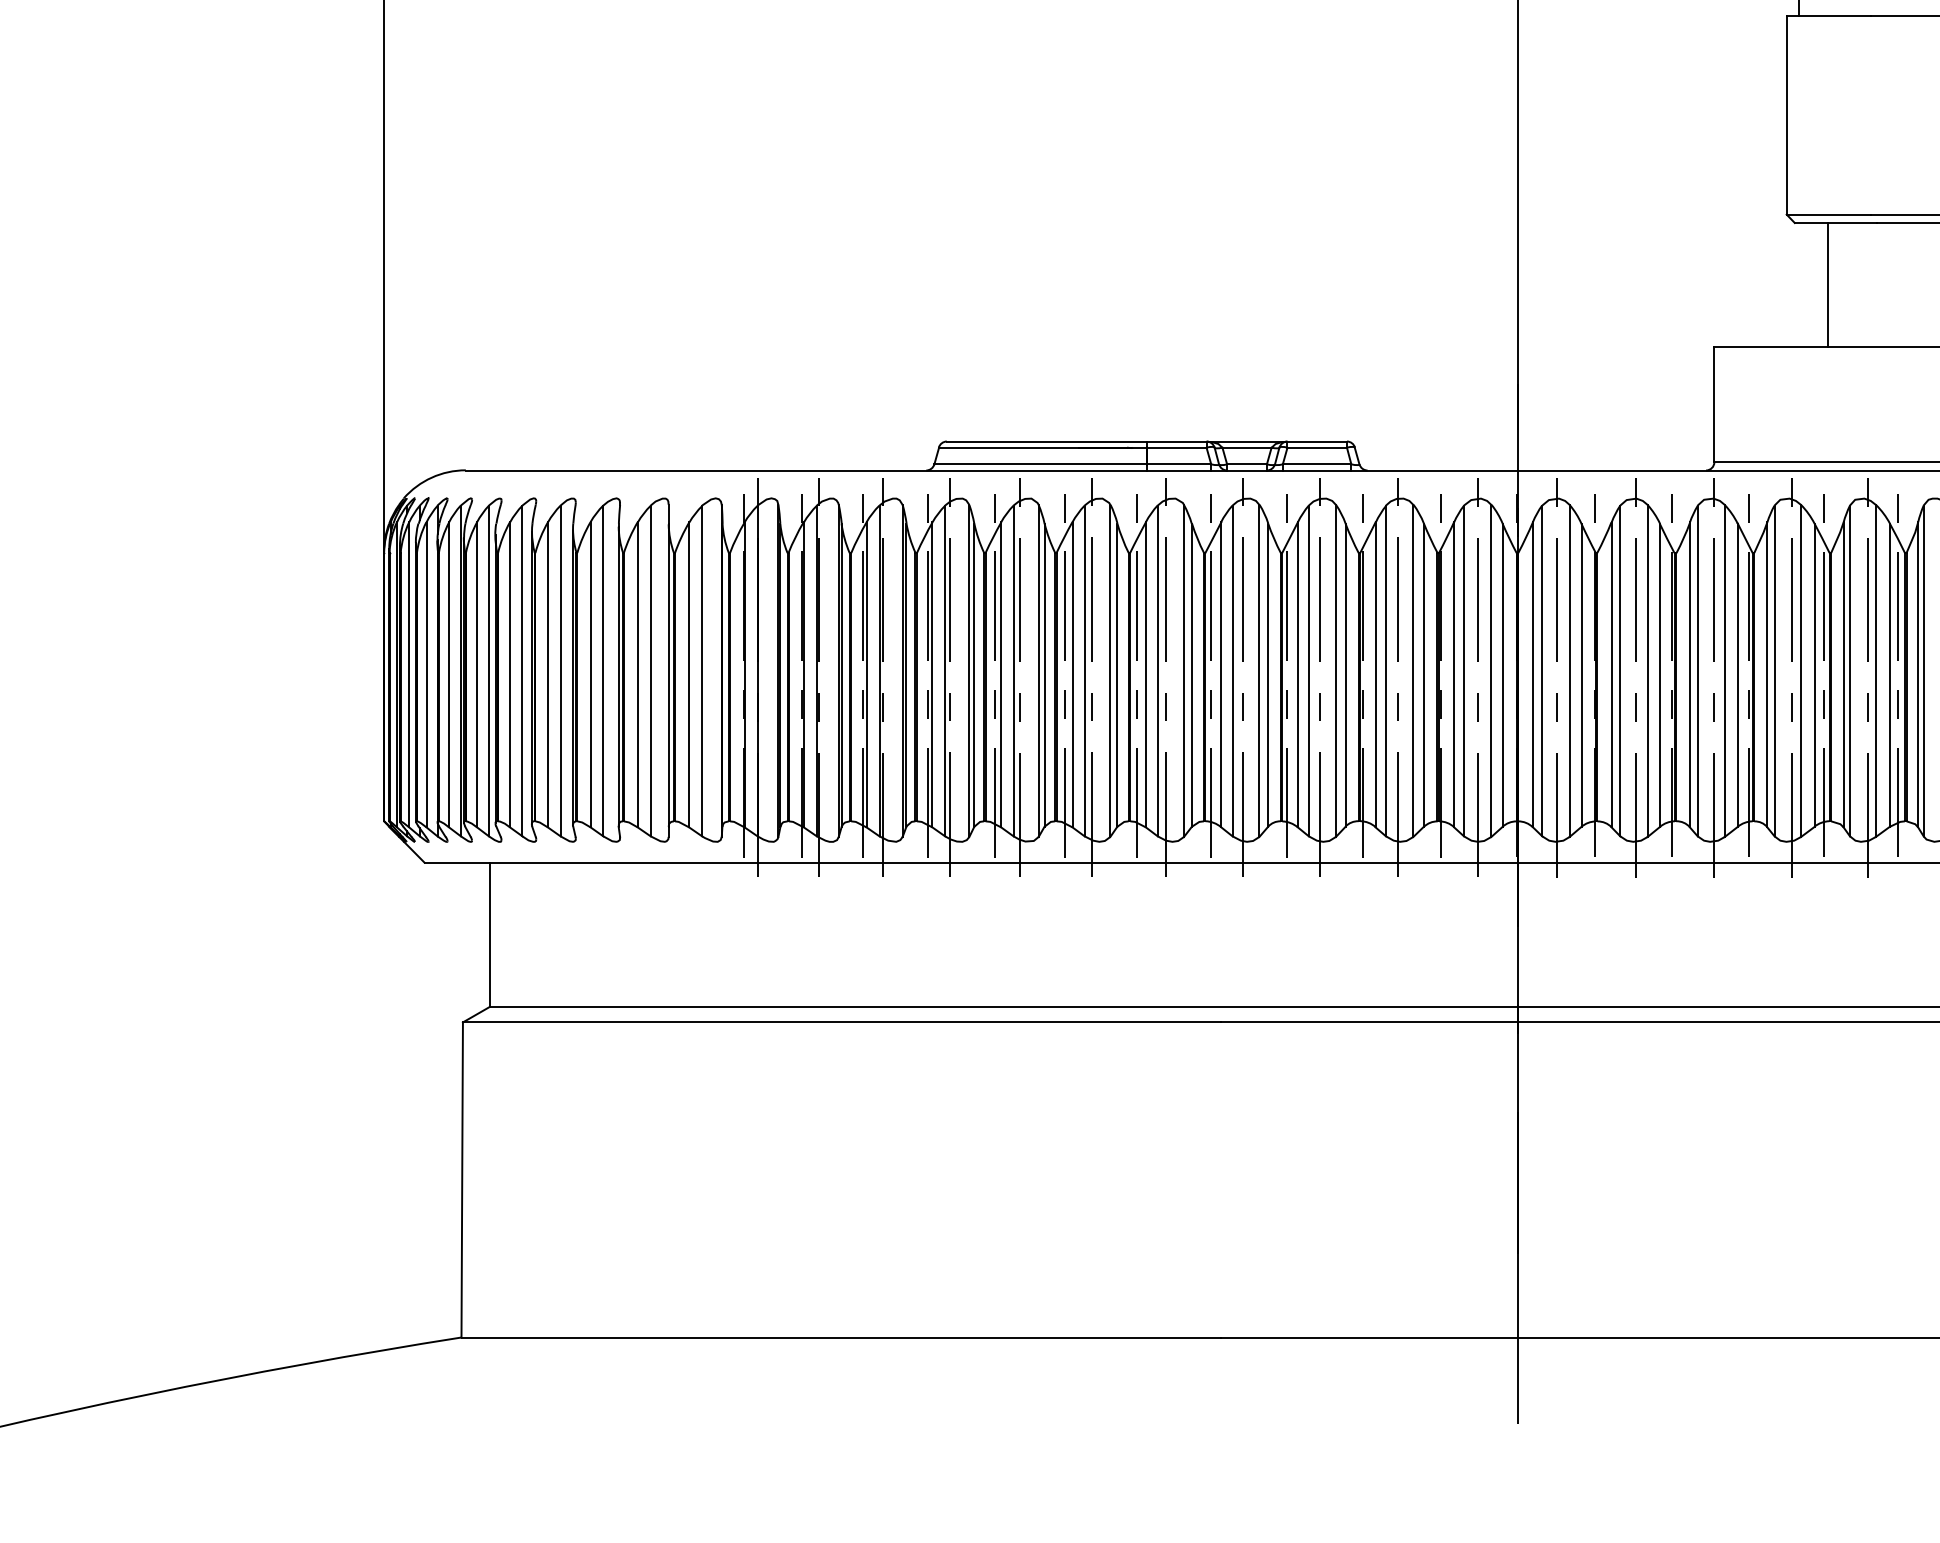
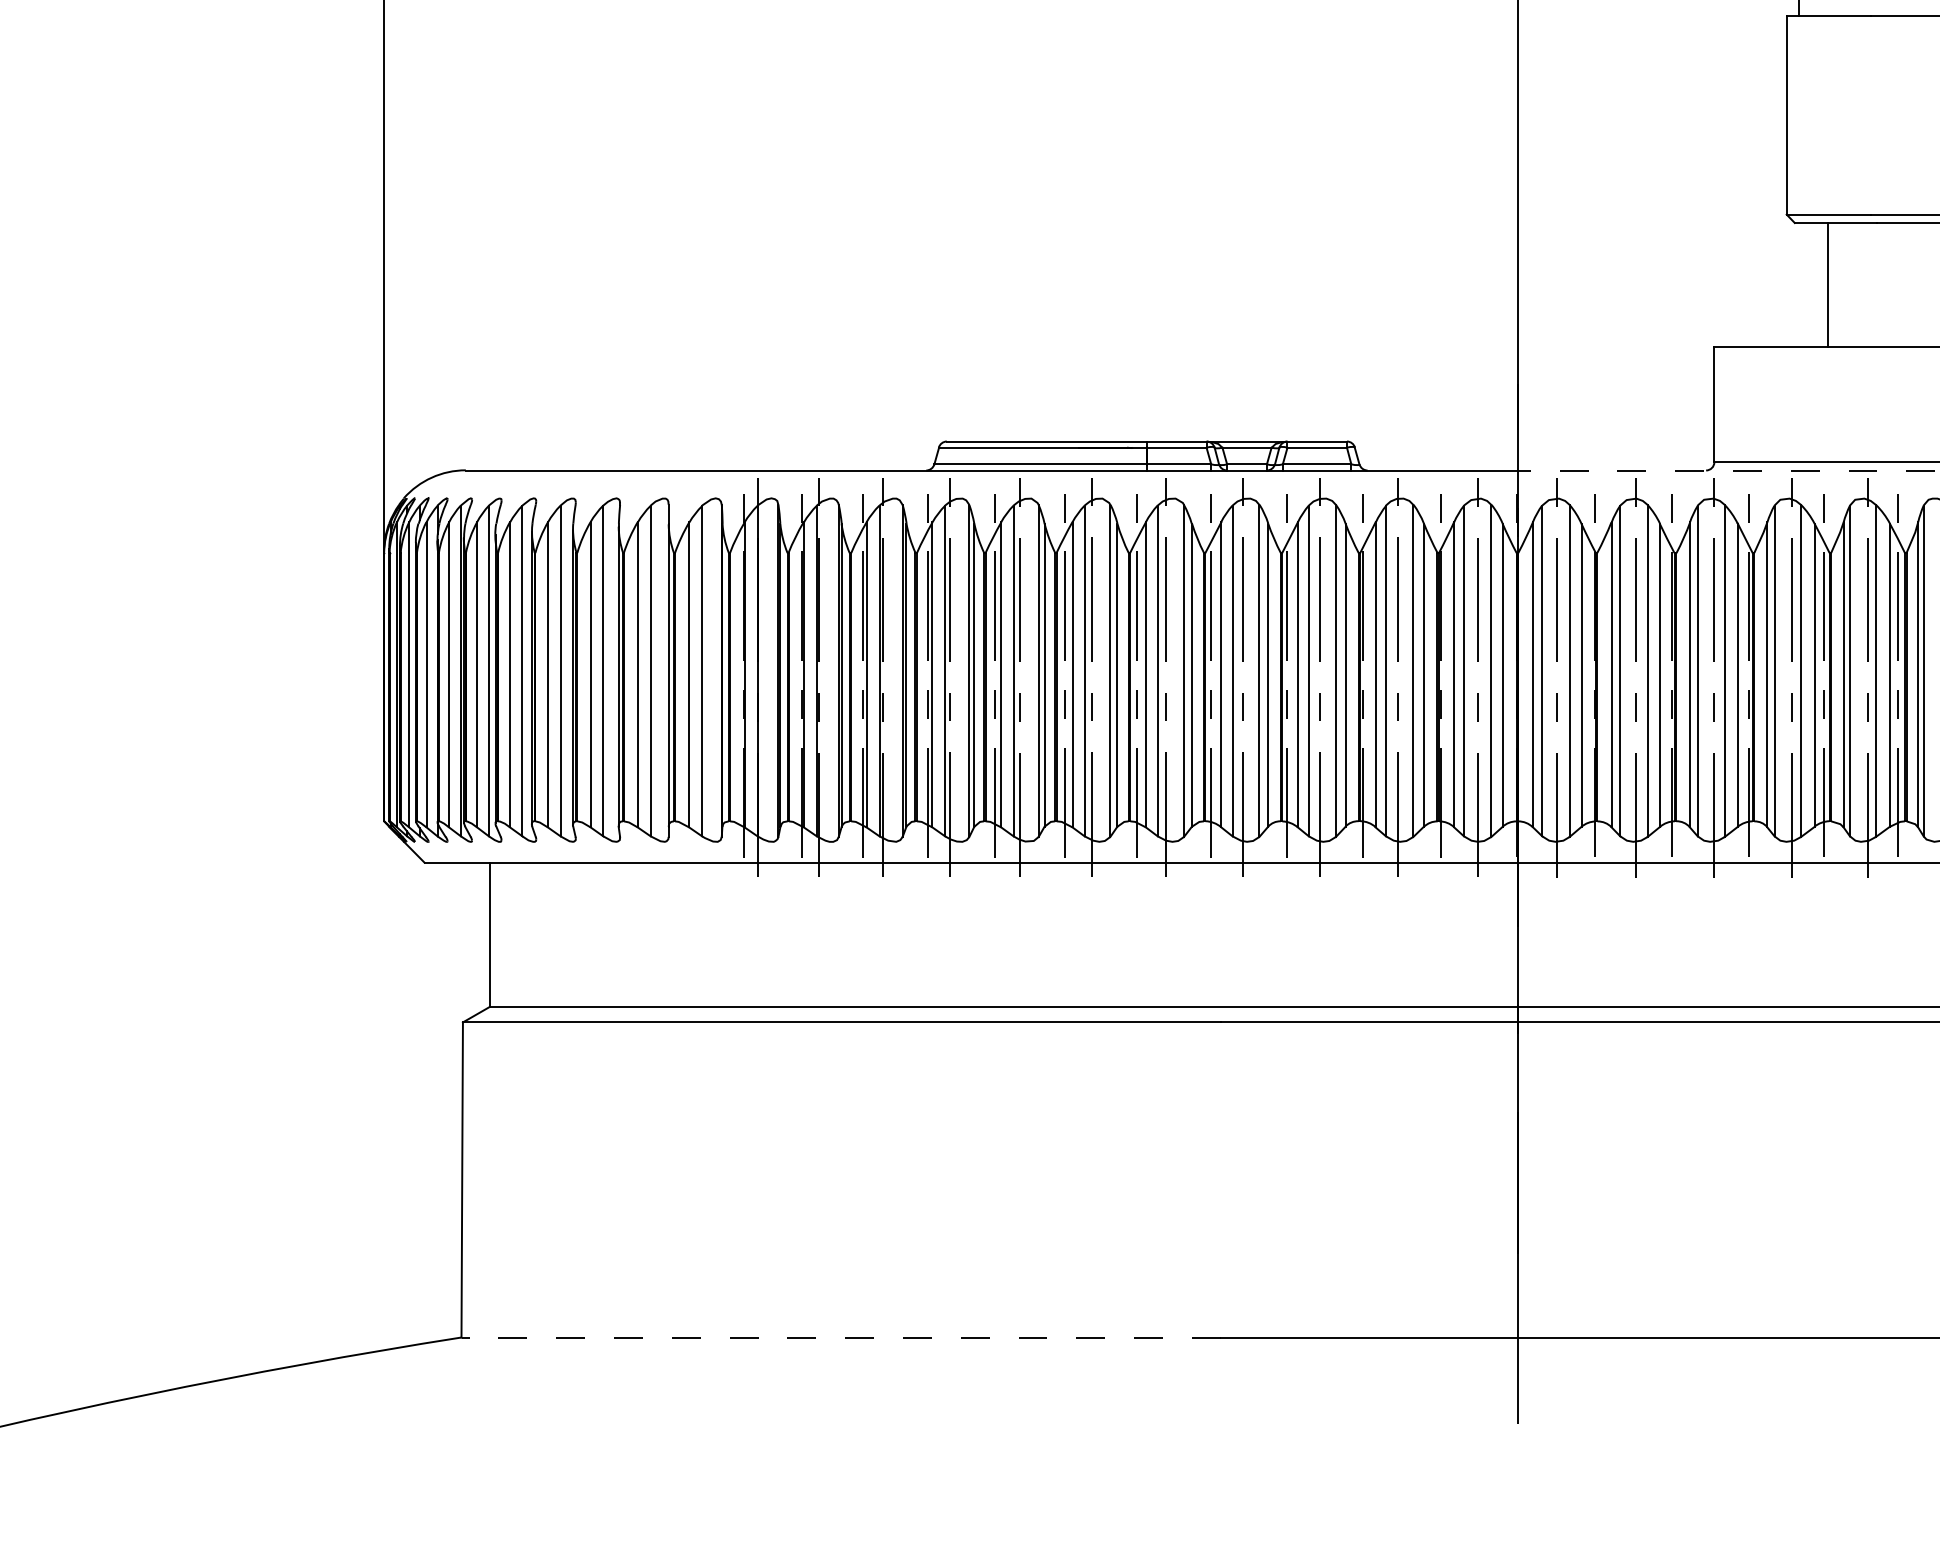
line: solid -> dashed (1728, 470)
line: solid -> dashed (841, 1337)
